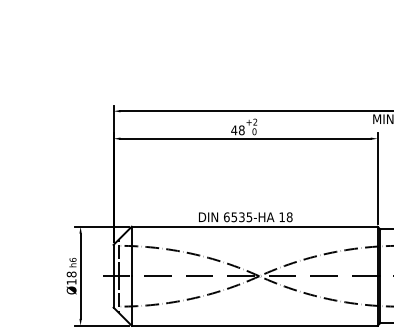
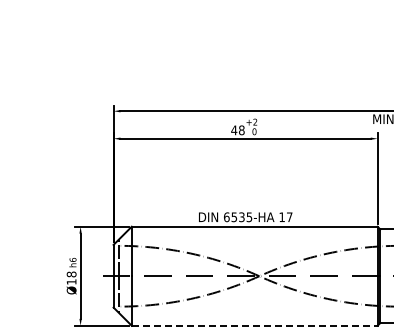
text: 18 -> 17 (289, 217)
line: solid -> dashed (254, 325)
